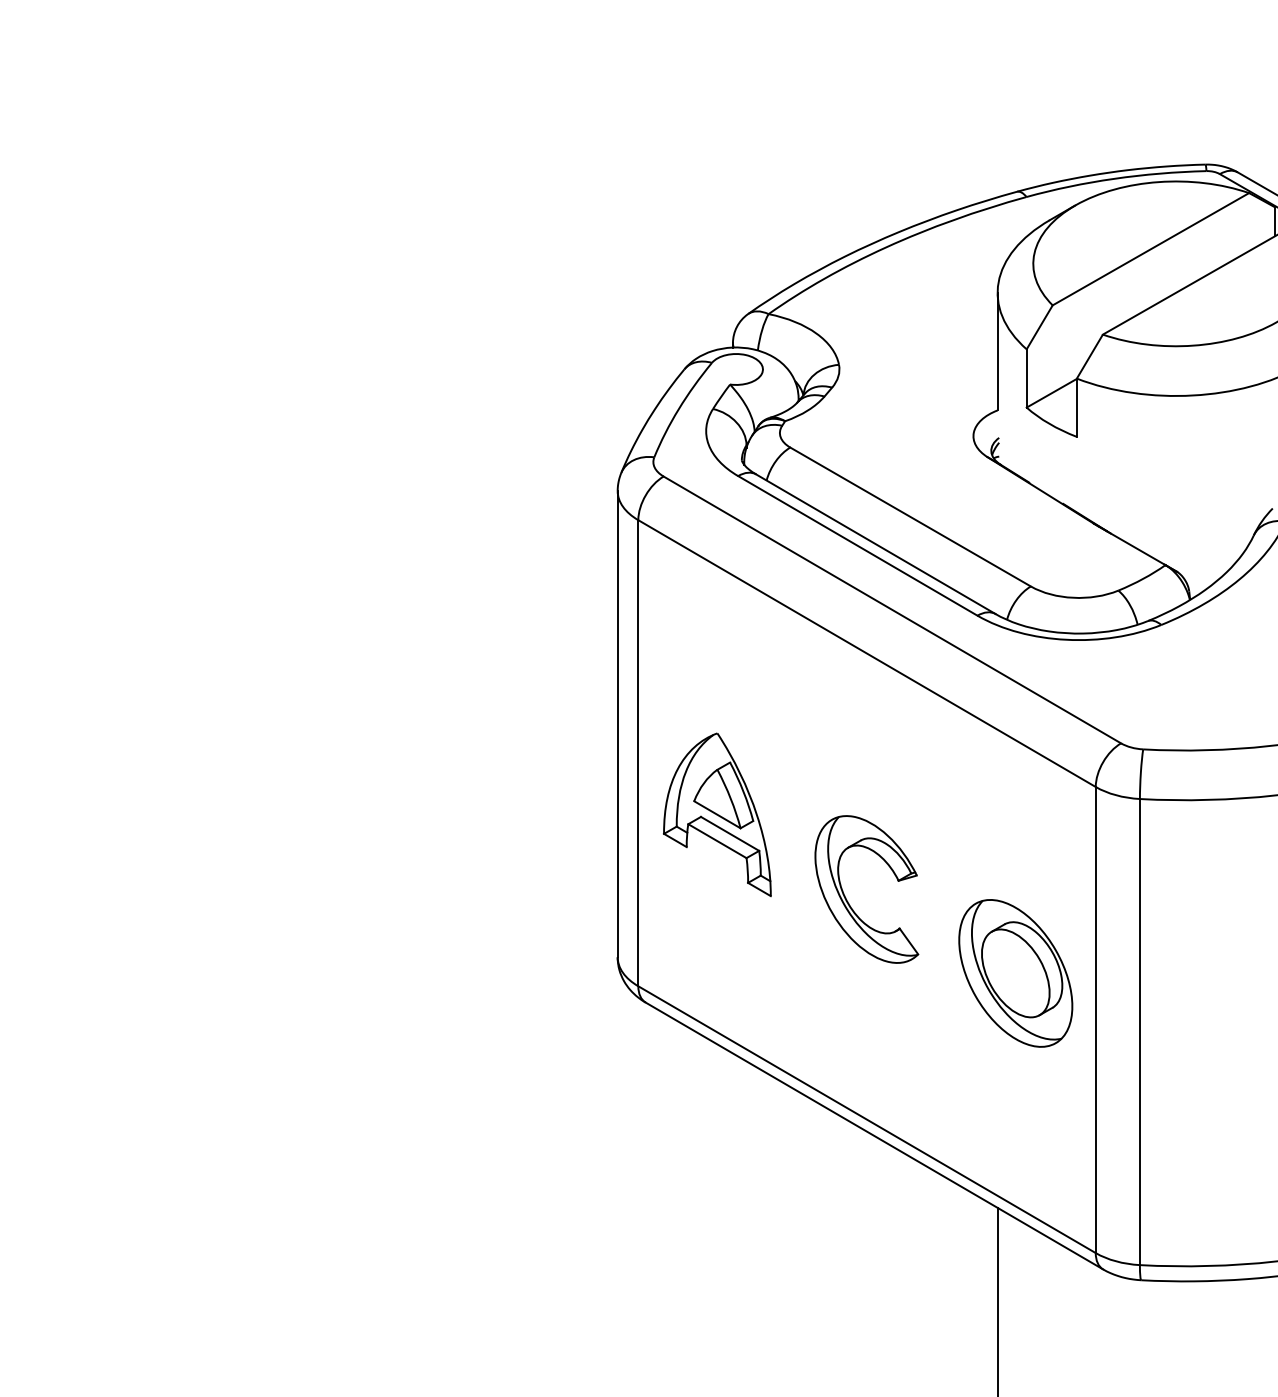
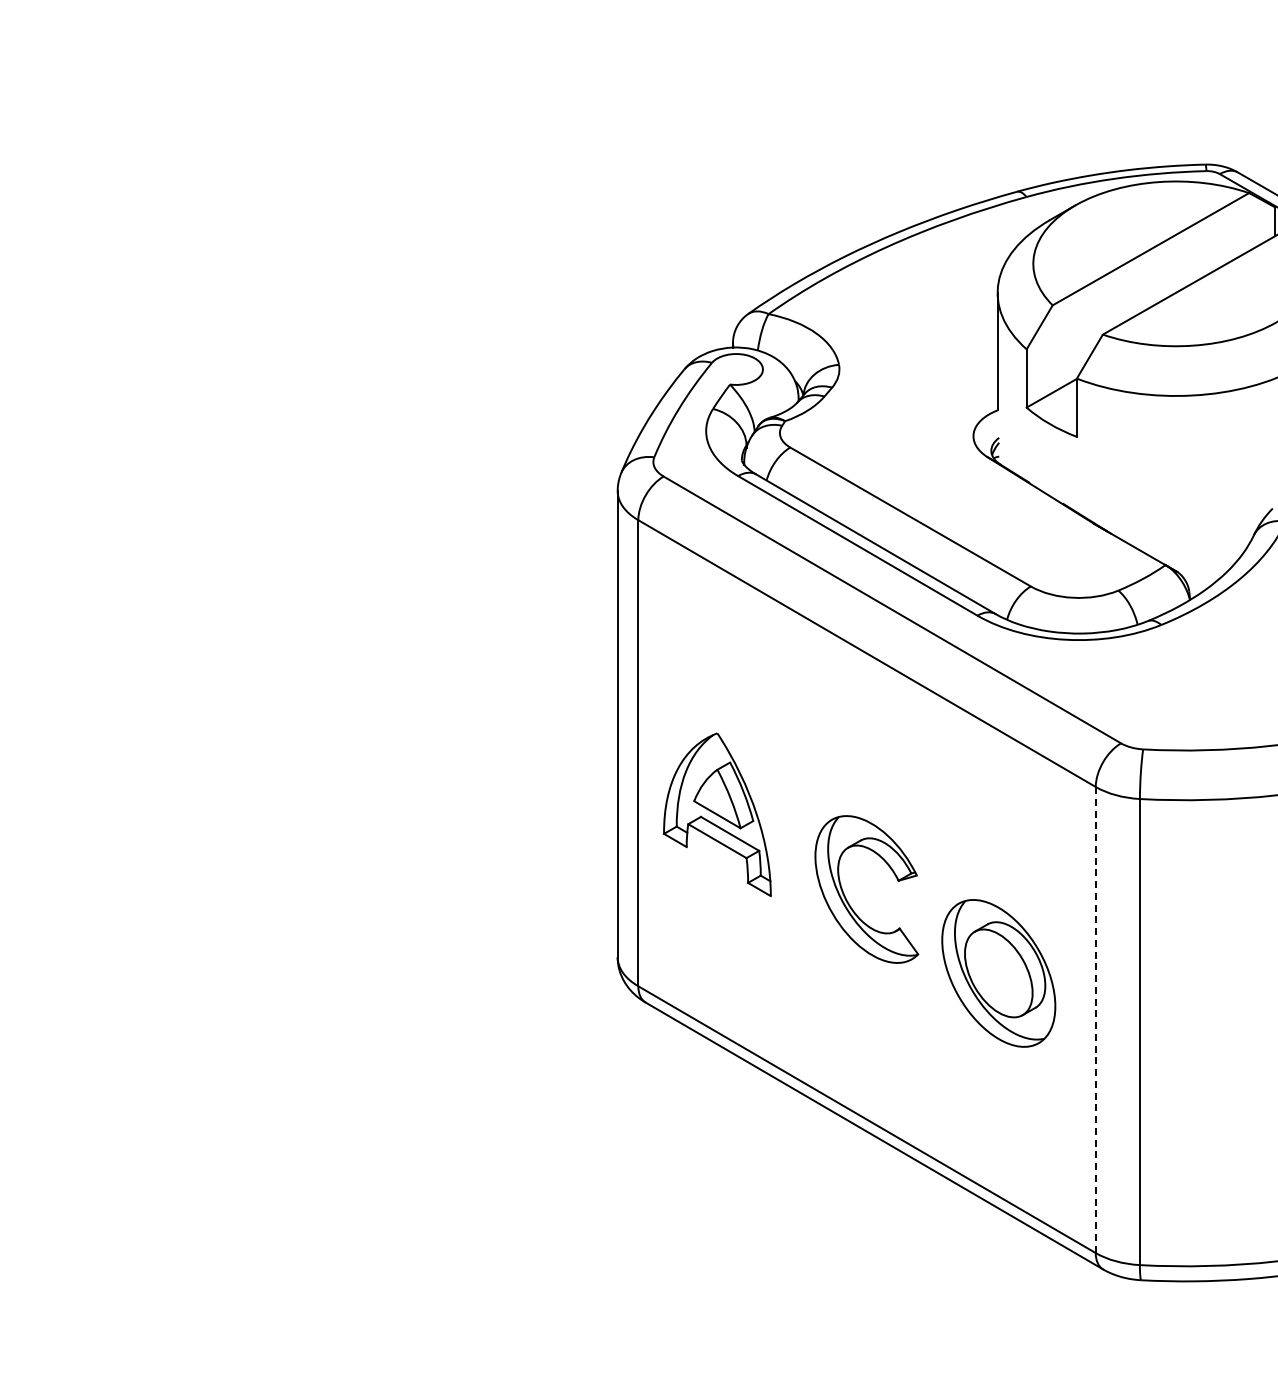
part position: (1015, 973) -> (998, 973) (998, 973)
line: solid -> dashed (1095, 1020)
line: present -> none (997, 1300)
